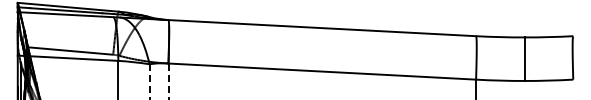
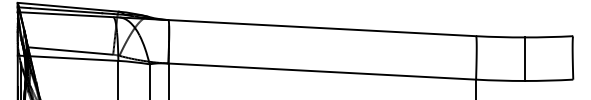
line: dashed -> solid (149, 81)
line: dashed -> solid (168, 81)
